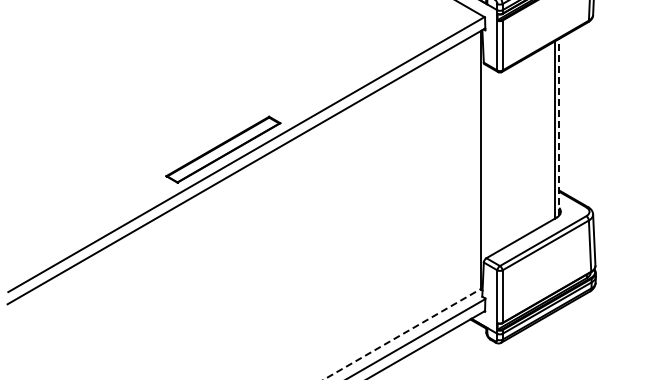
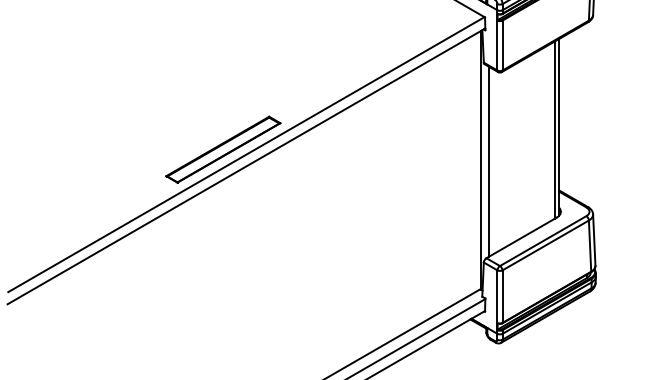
line: dashed -> solid (559, 126)
line: none -> present (488, 161)
line: dashed -> solid (402, 334)
